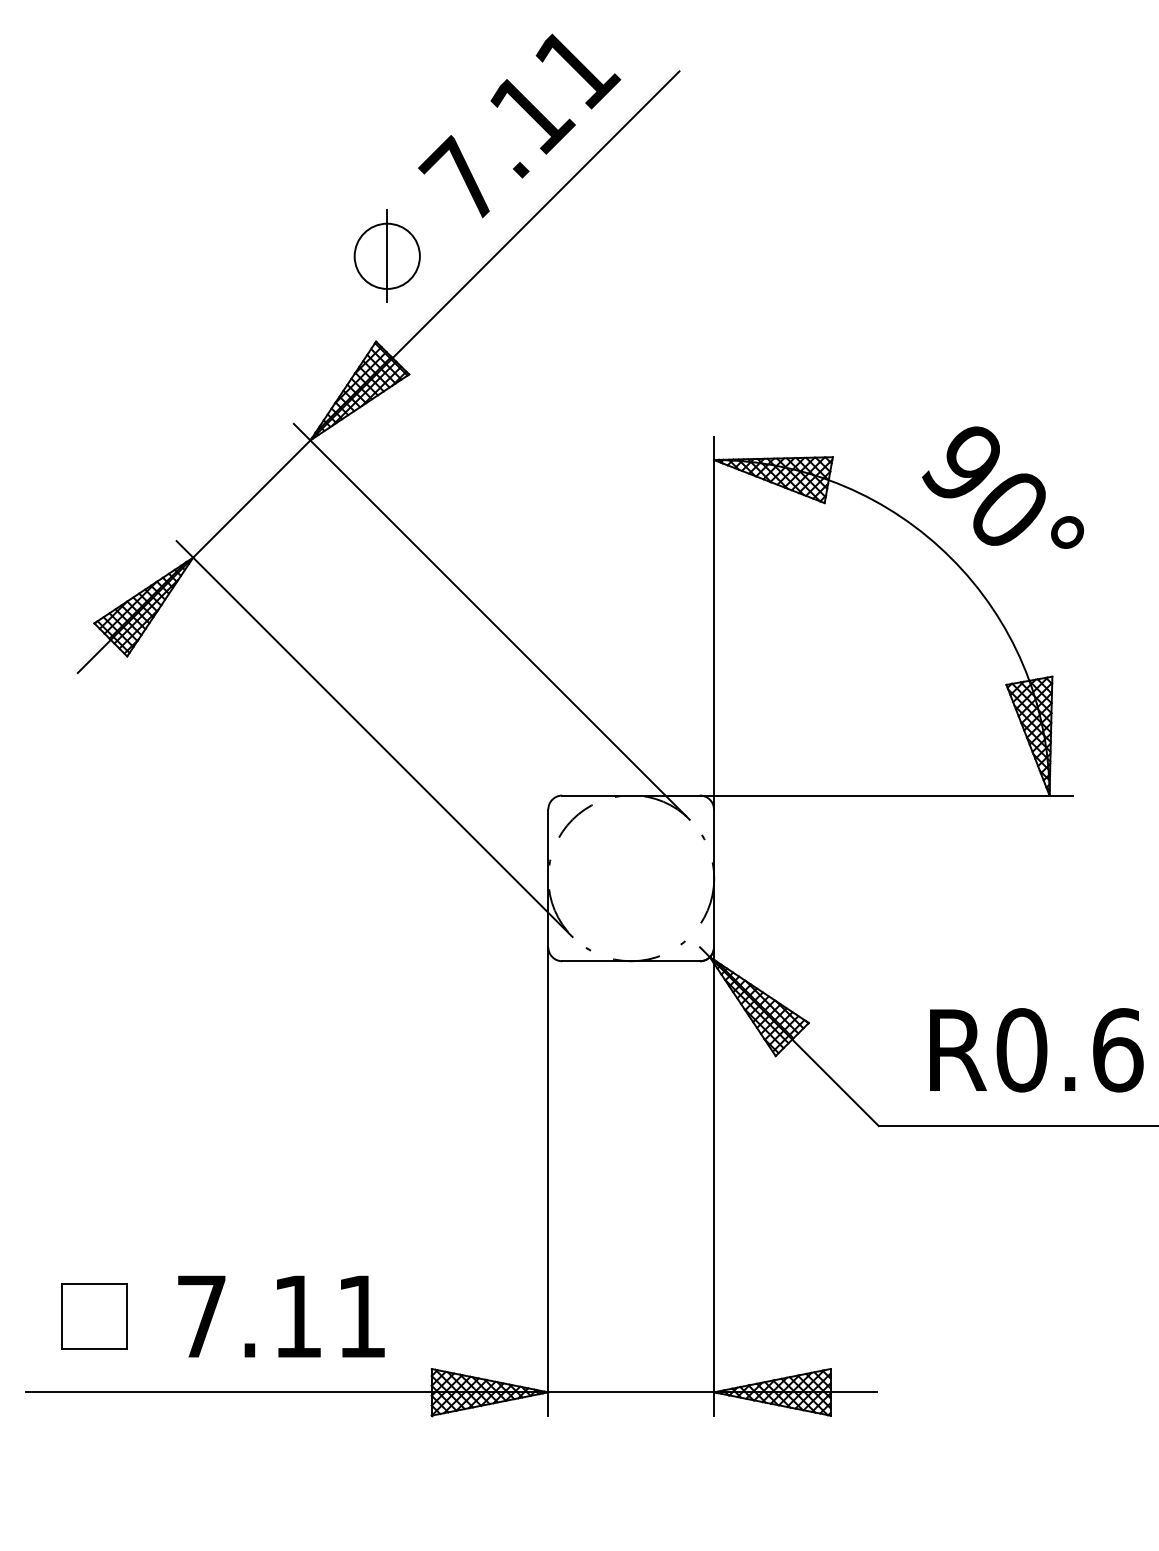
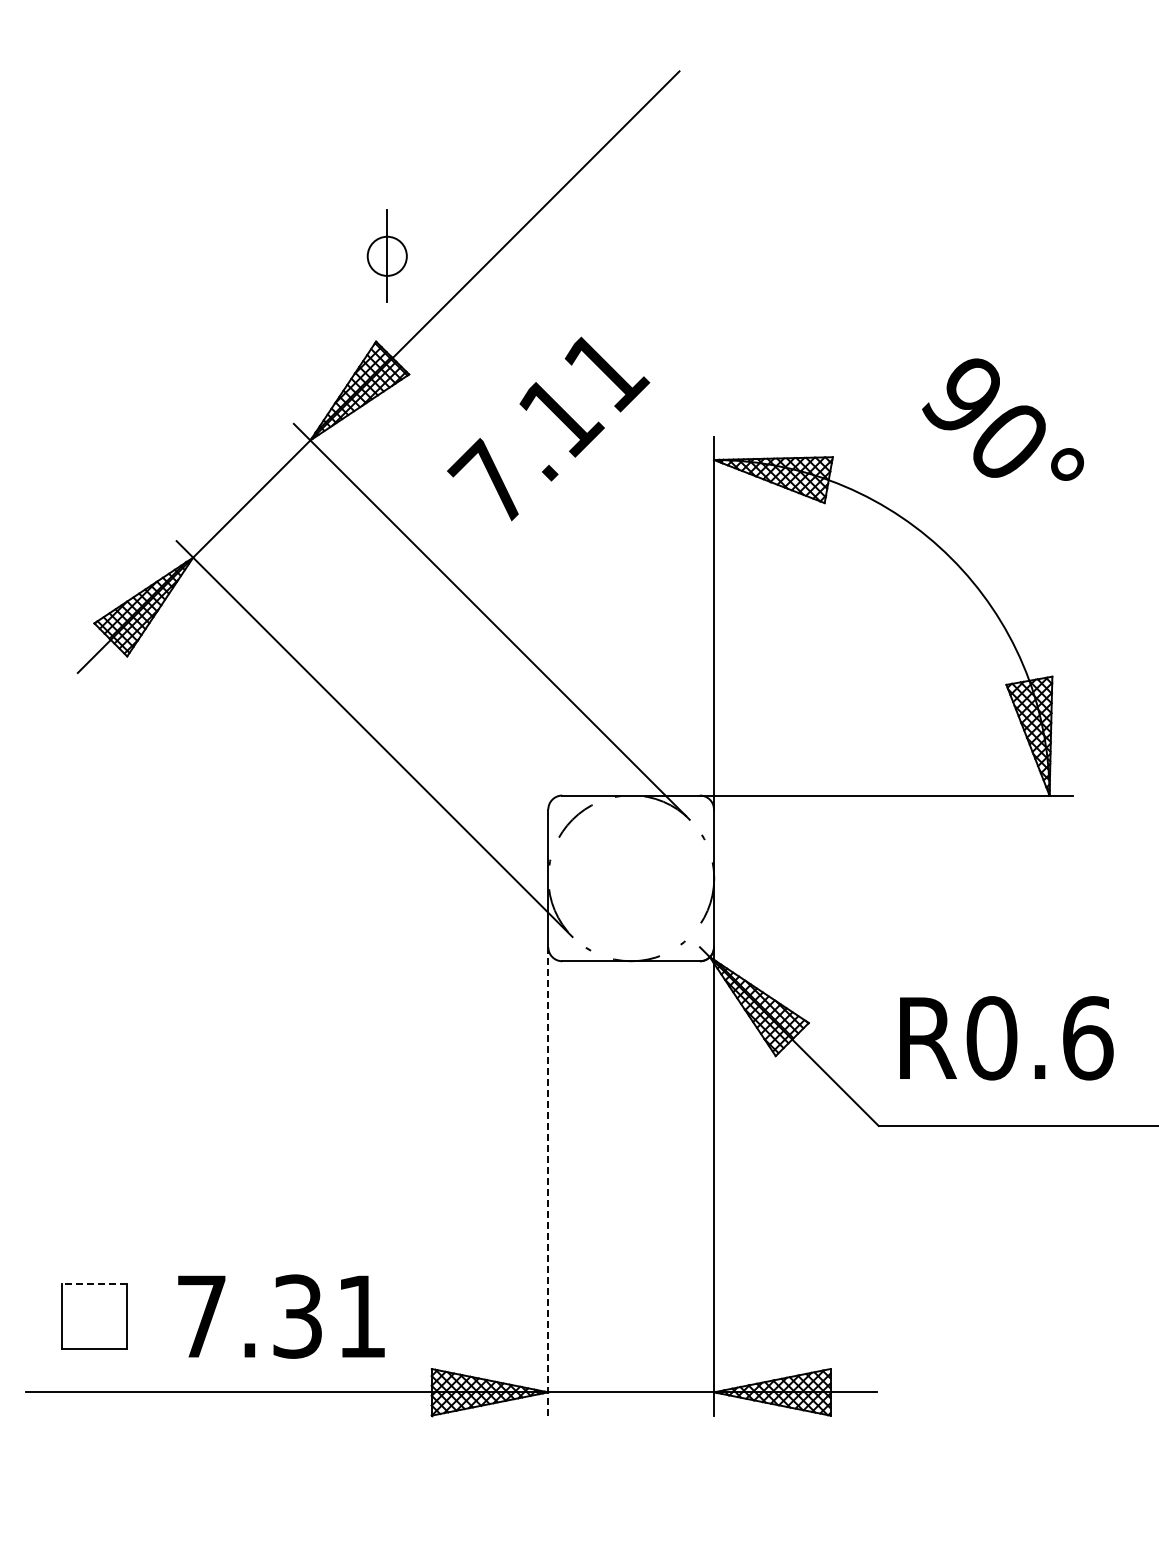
text position: (519, 125) -> (548, 428) (548, 428)
circle diameter: 65 px -> 39 px (386, 255)
text position: (1002, 487) -> (1002, 419) (1002, 419)
text position: (1036, 1050) -> (1006, 1038) (1006, 1038)
line: solid -> dashed (548, 1181)
line: solid -> dashed (94, 1283)
text: 7.11 -> 7.31 (297, 1316)
